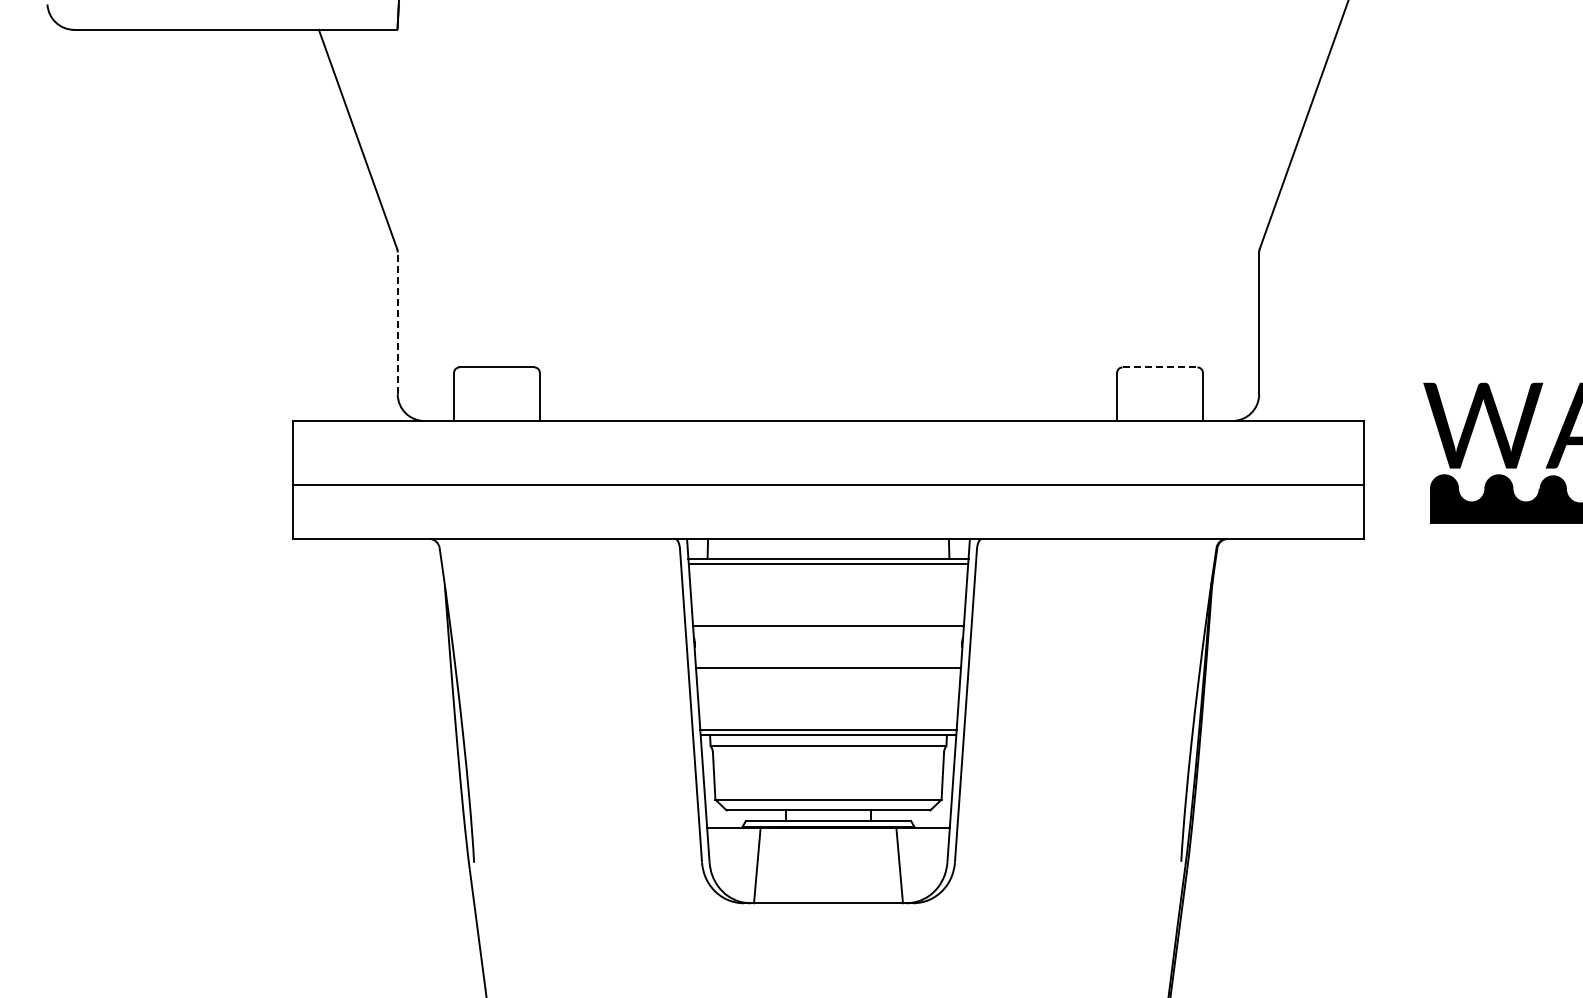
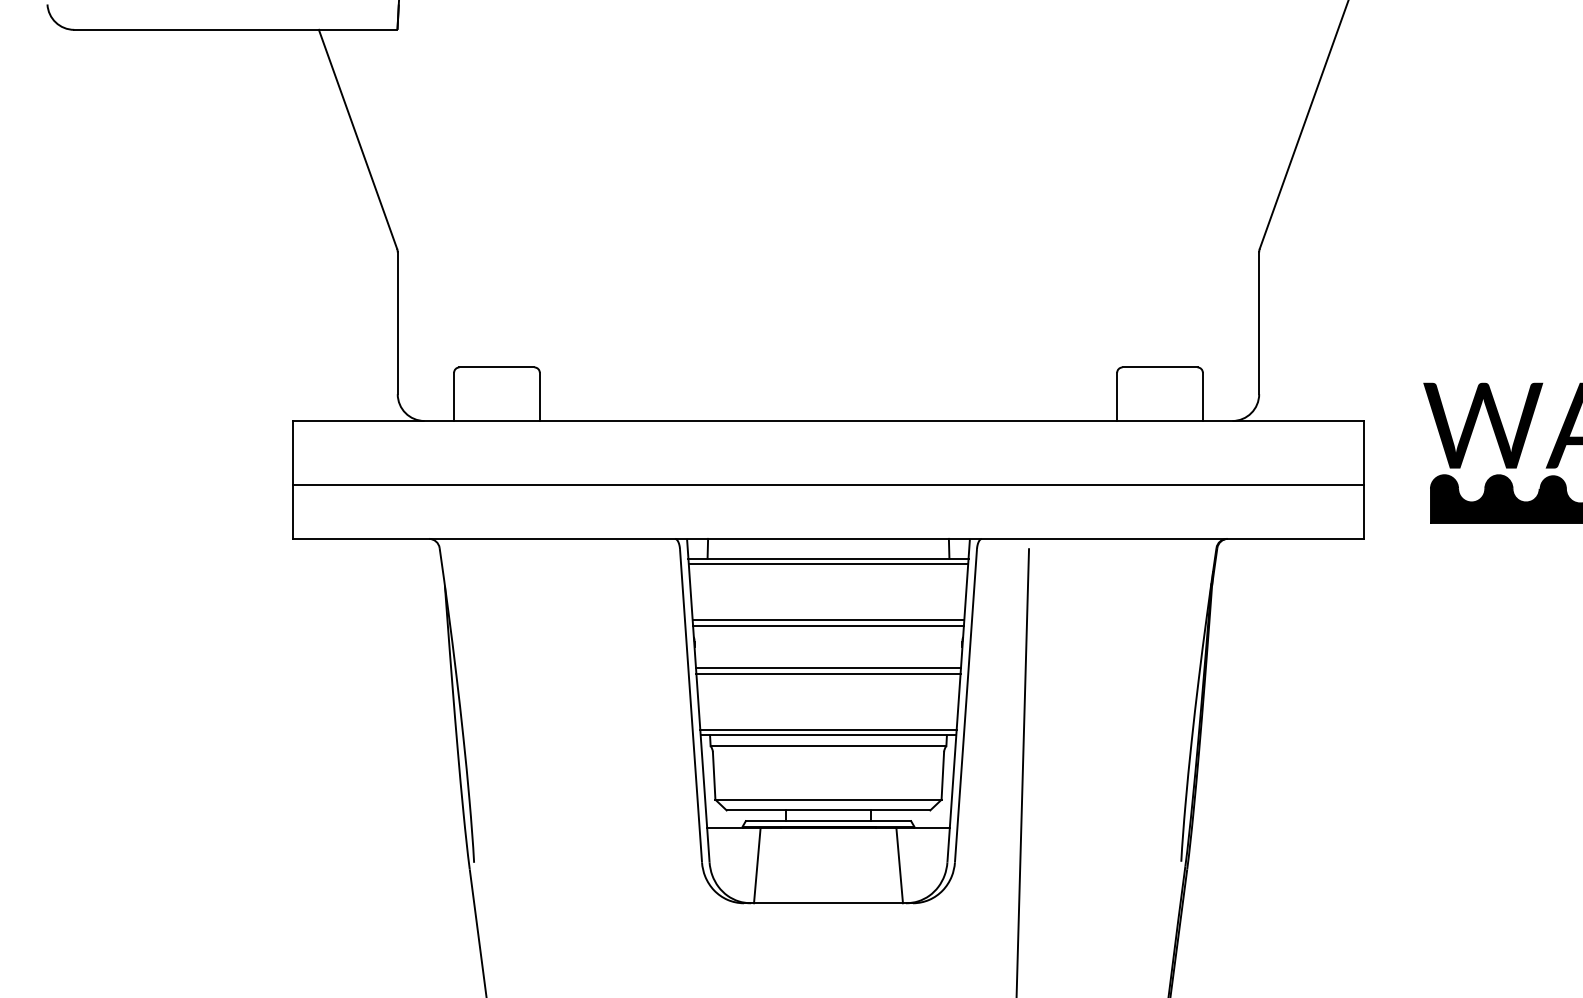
line: dashed -> solid (397, 323)
line: dashed -> solid (1160, 367)
line: none -> present (828, 620)
line: none -> present (828, 673)
line: none -> present (1022, 771)
